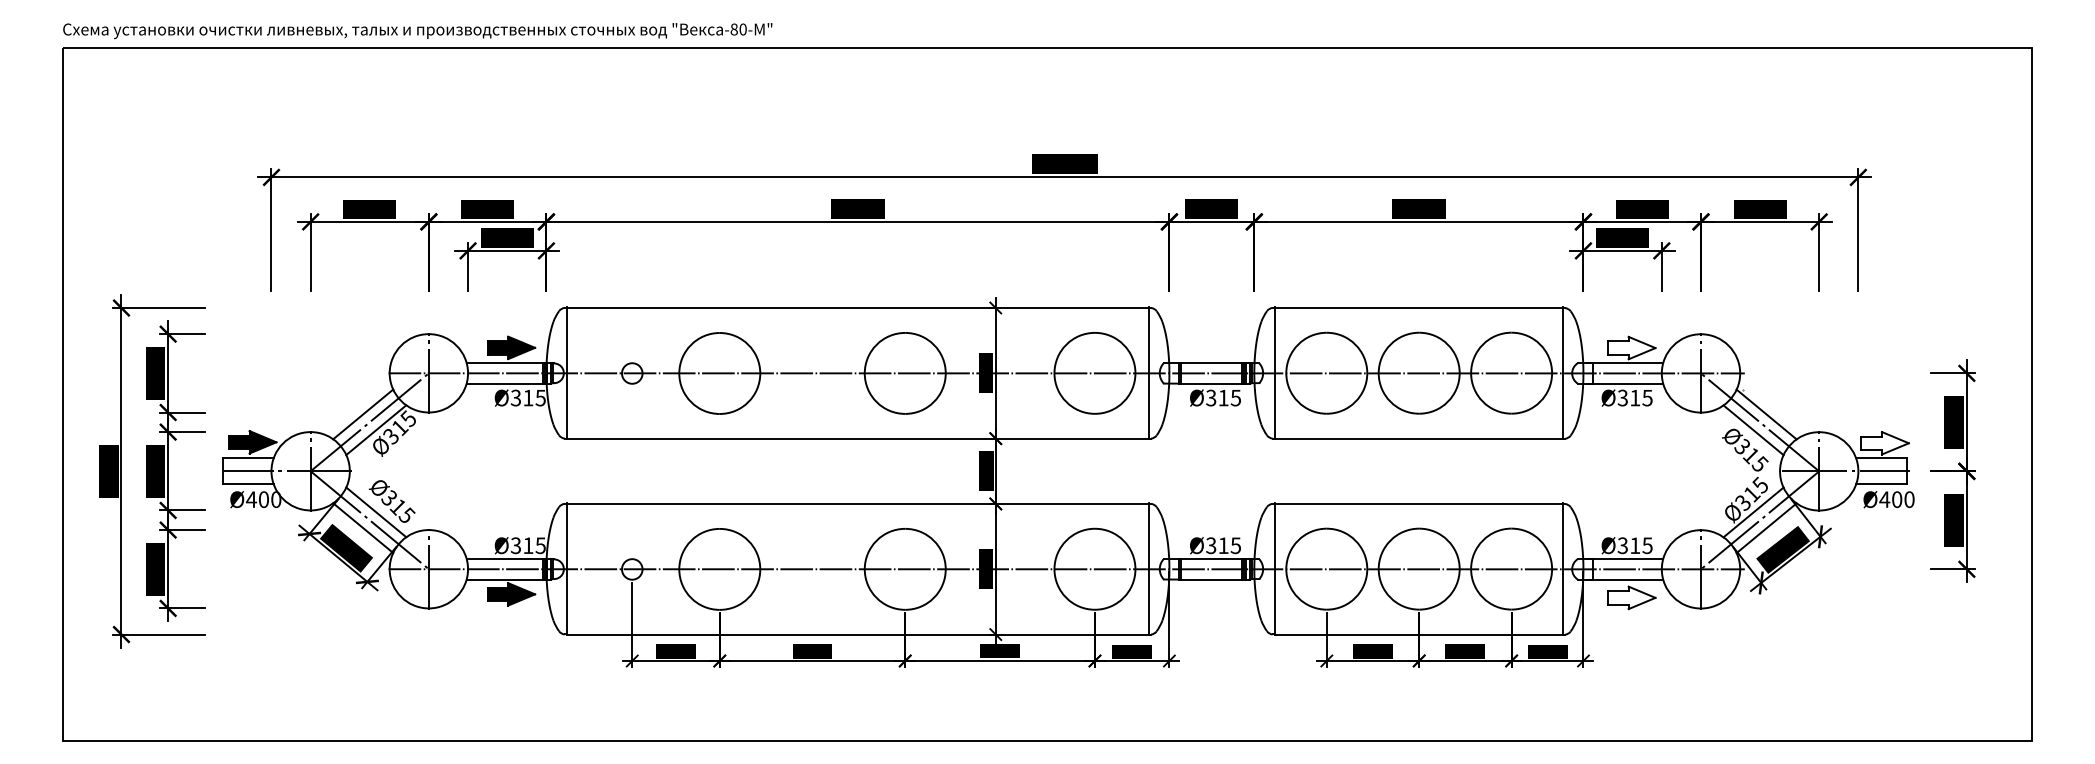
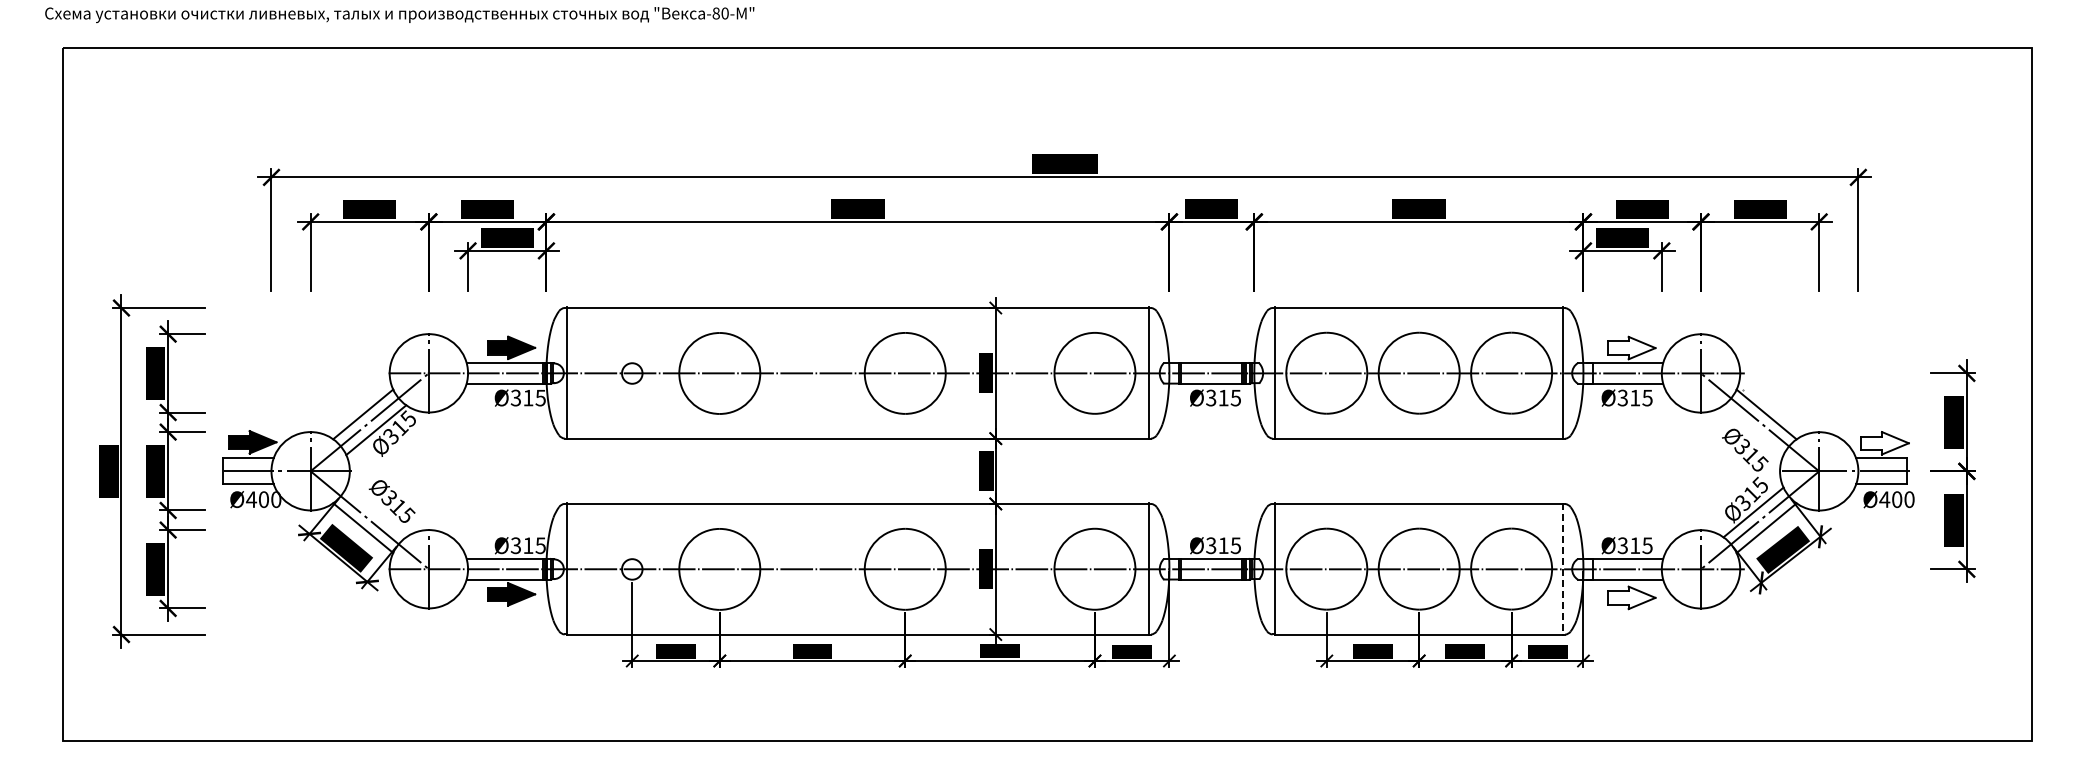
text position: (417, 31) -> (399, 15) (399, 15)
line: present -> none (1753, 430)
line: present -> none (376, 512)
line: solid -> dashed (1562, 569)
